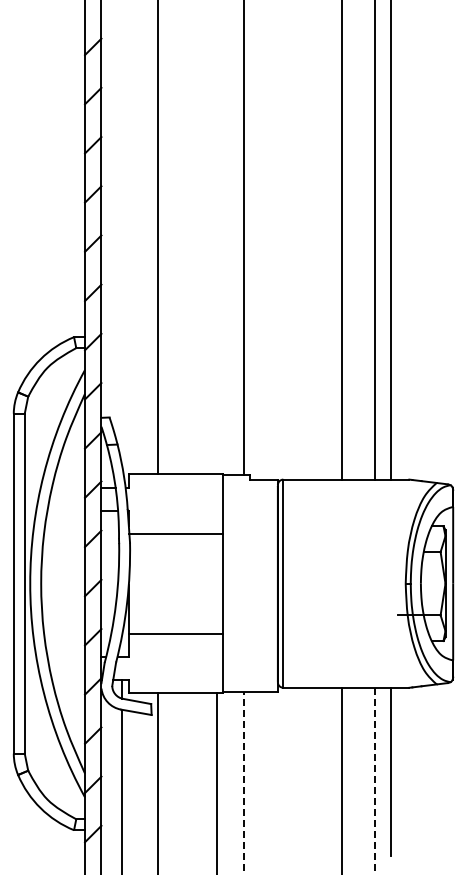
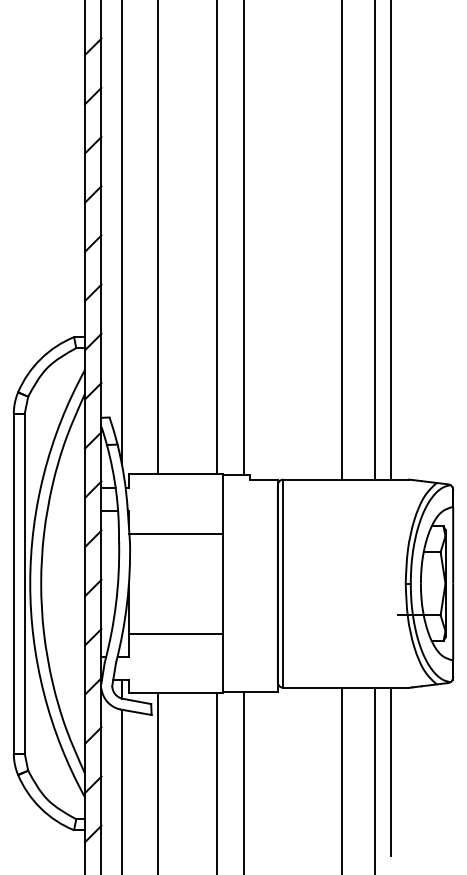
line: none -> present (122, 233)
line: none -> present (216, 238)
line: dashed -> solid (375, 781)
line: dashed -> solid (243, 783)
